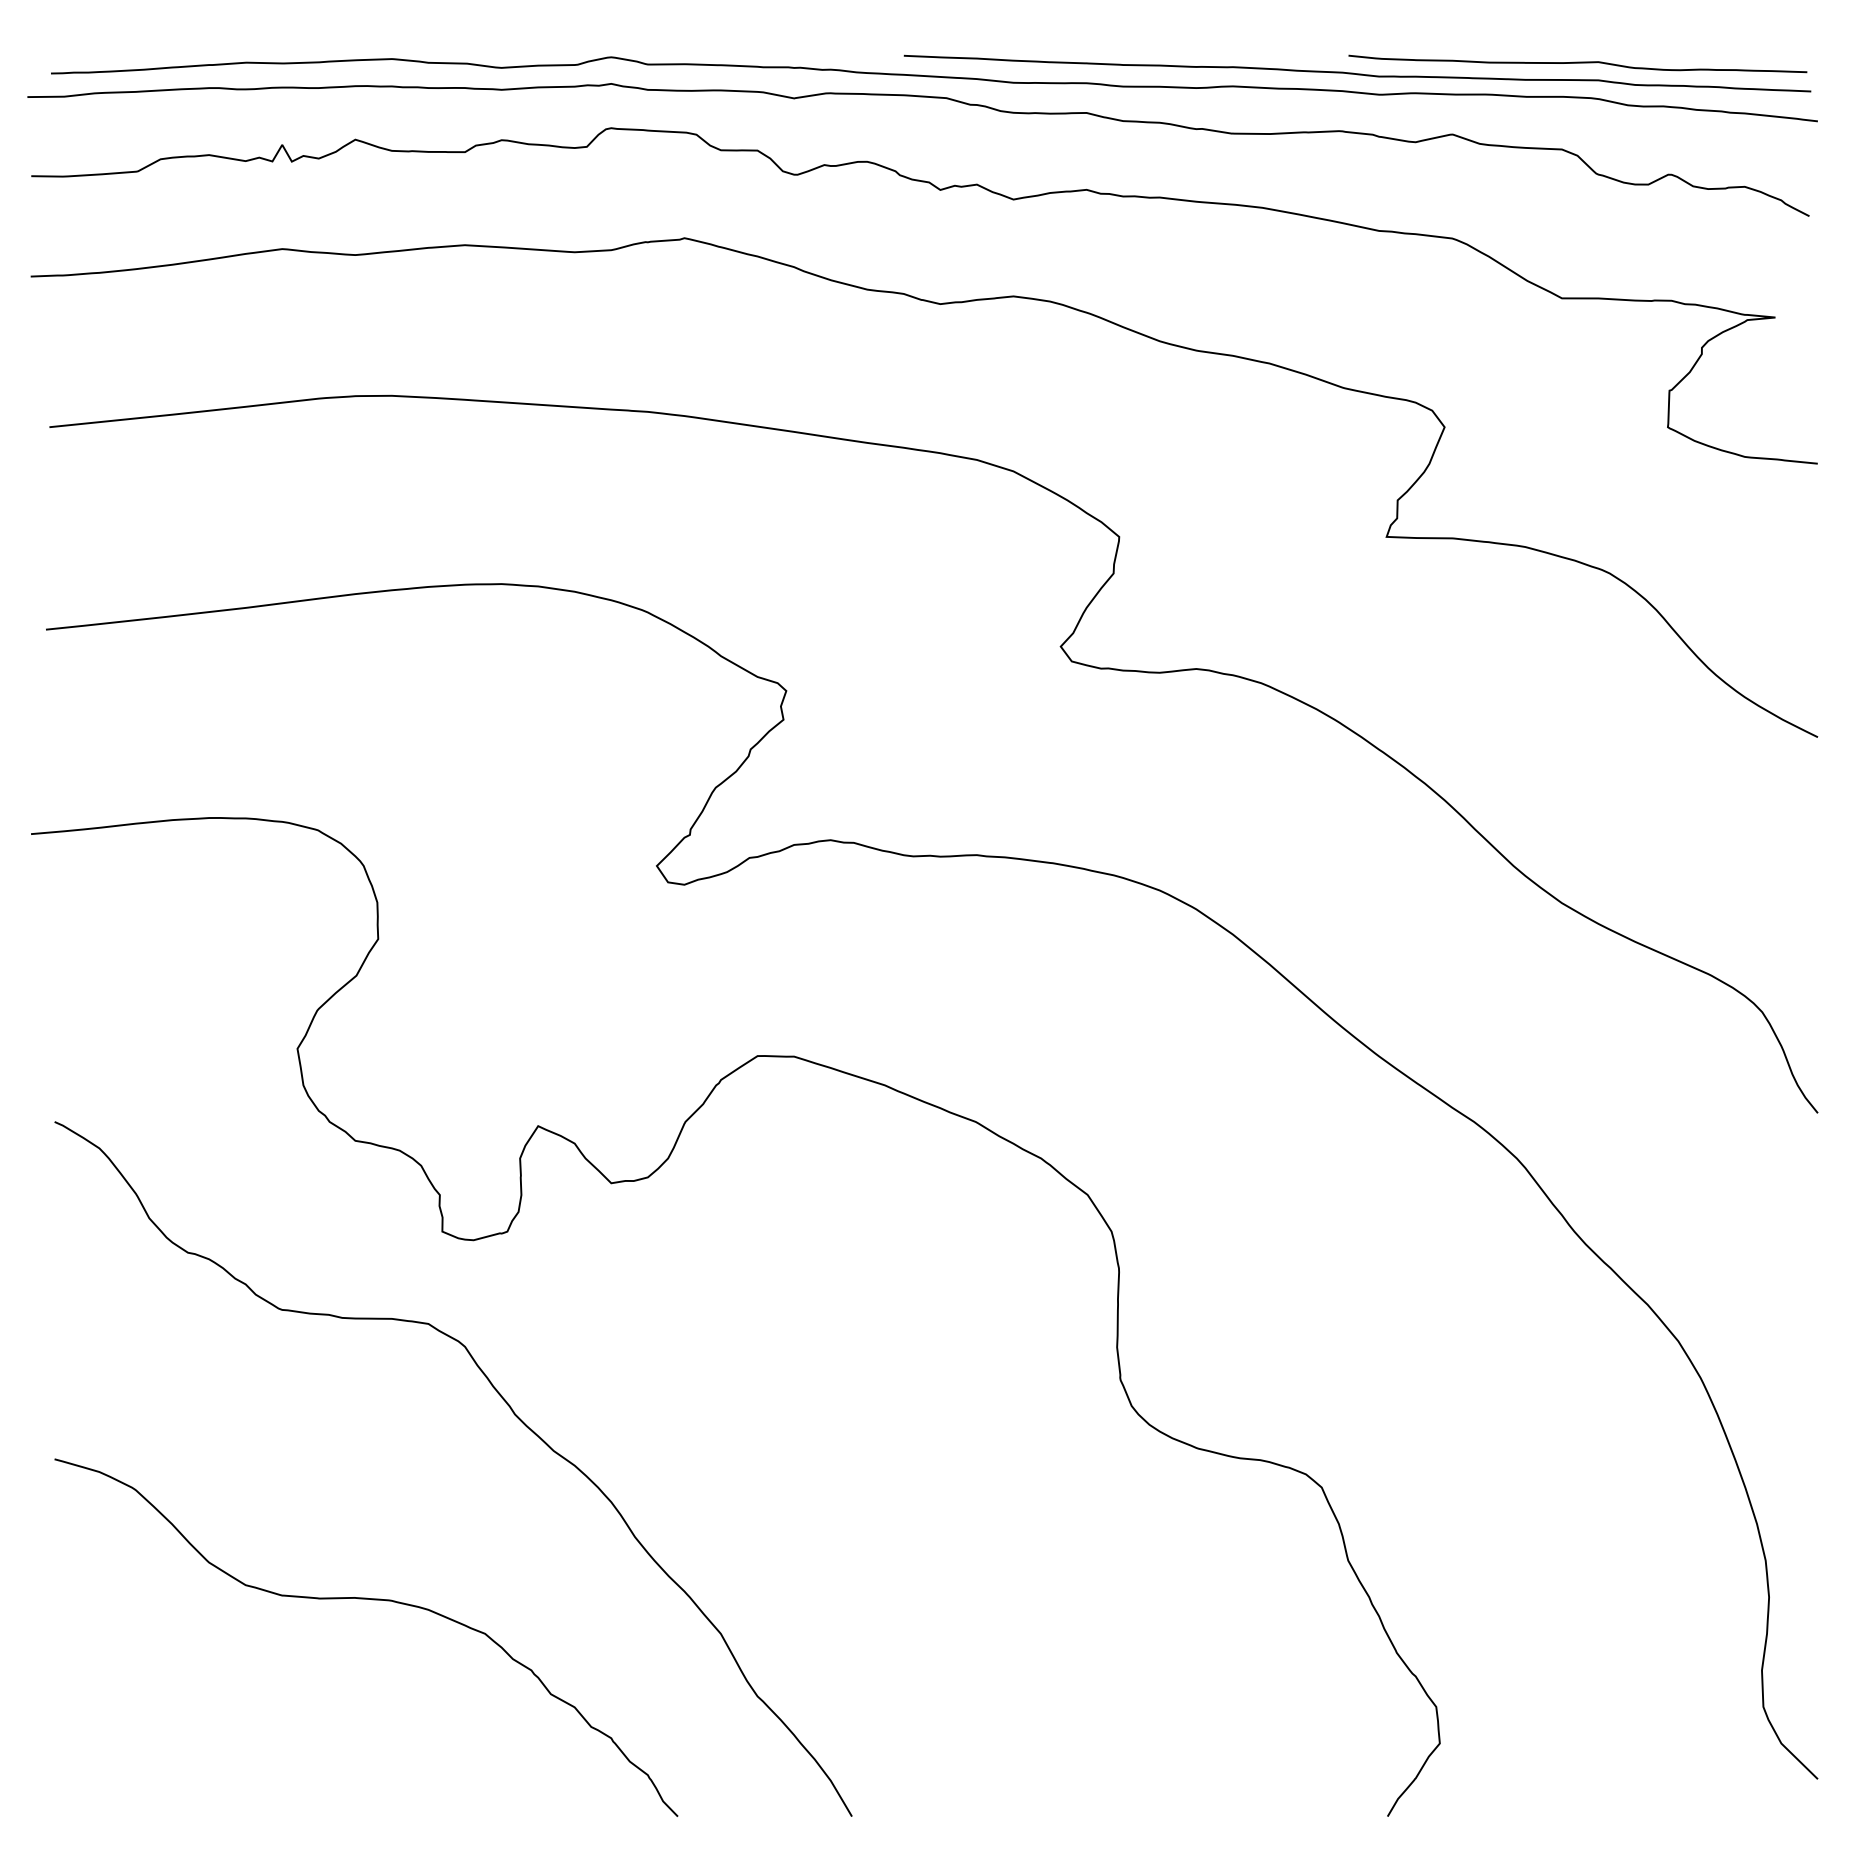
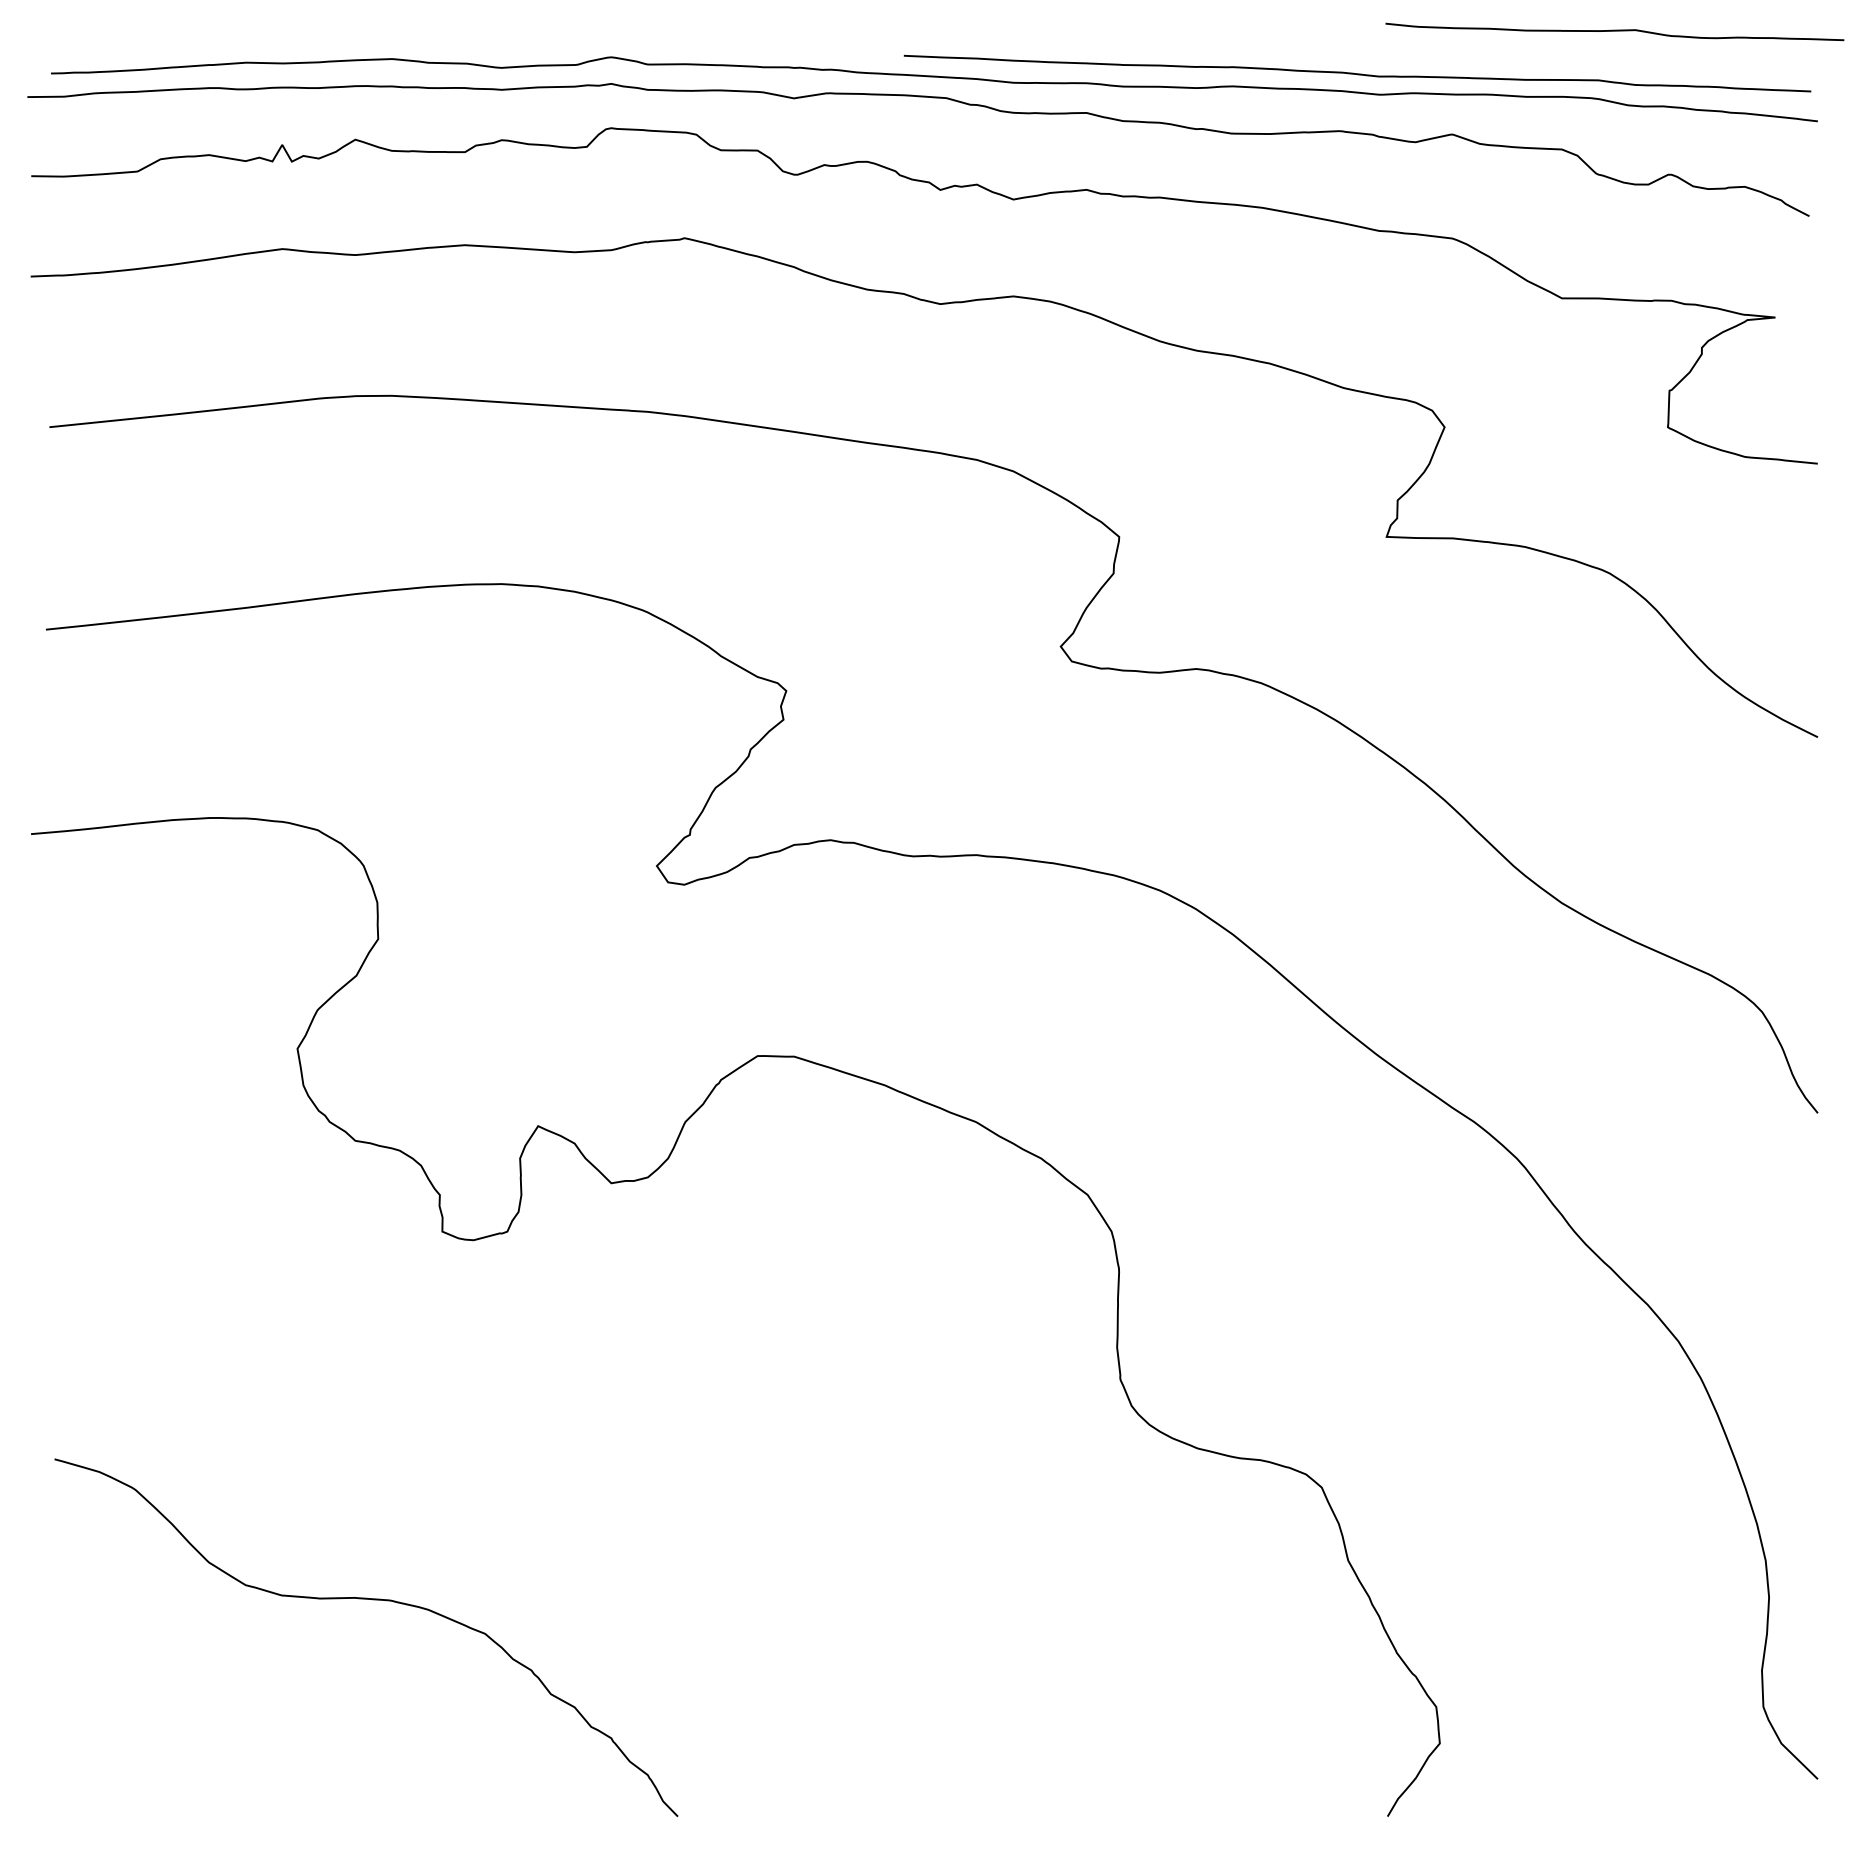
curve position: (1577, 63) -> (1614, 31) (1614, 31)
curve: present -> none (513, 1414)
